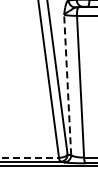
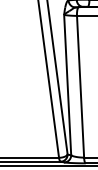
line: dashed -> solid (67, 84)
line: dashed -> solid (30, 157)
